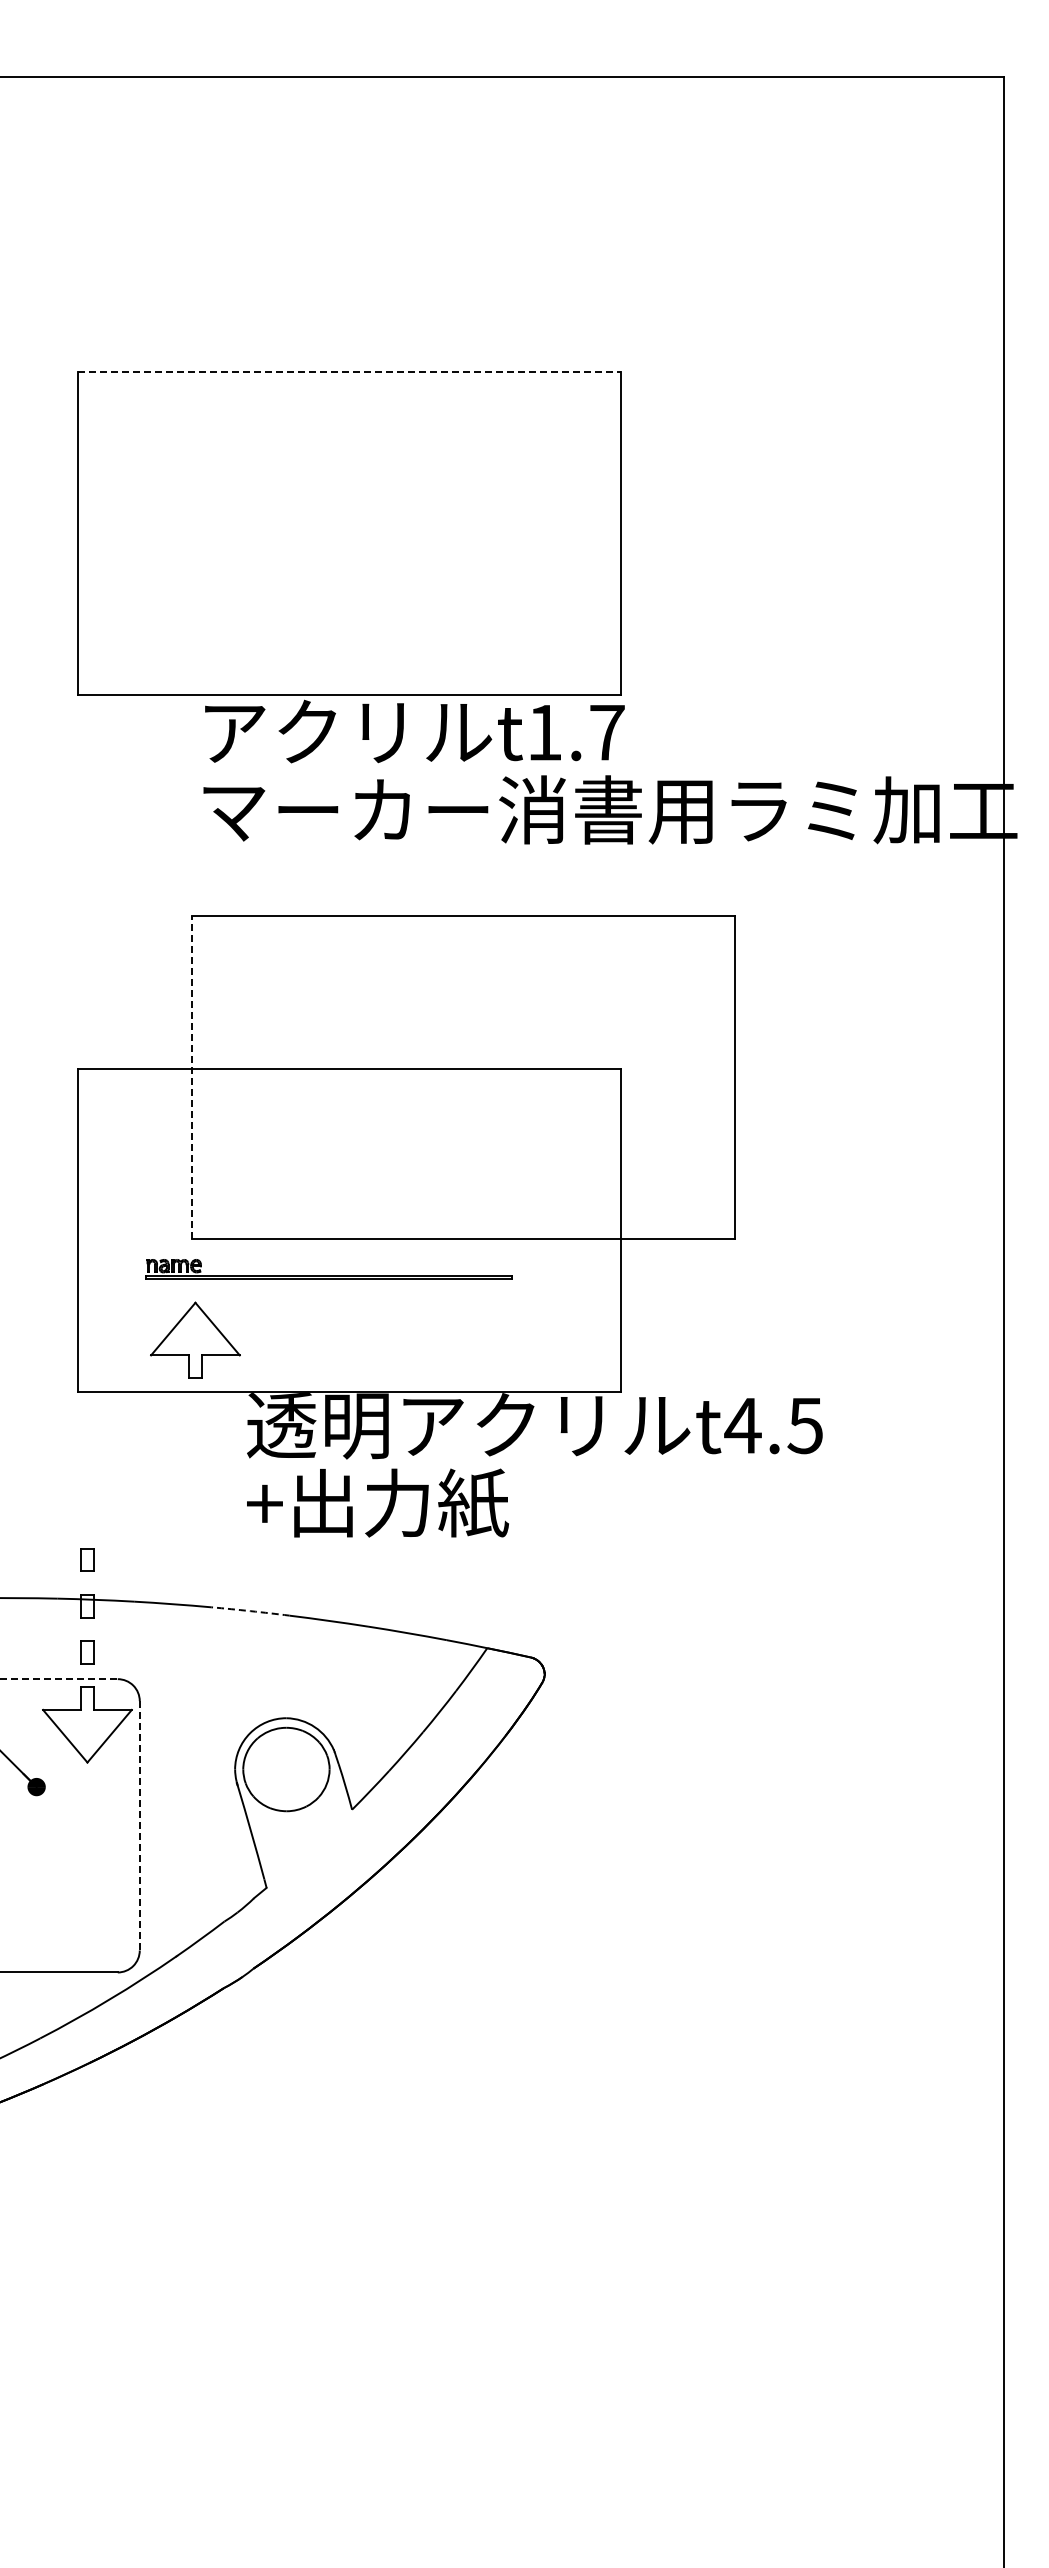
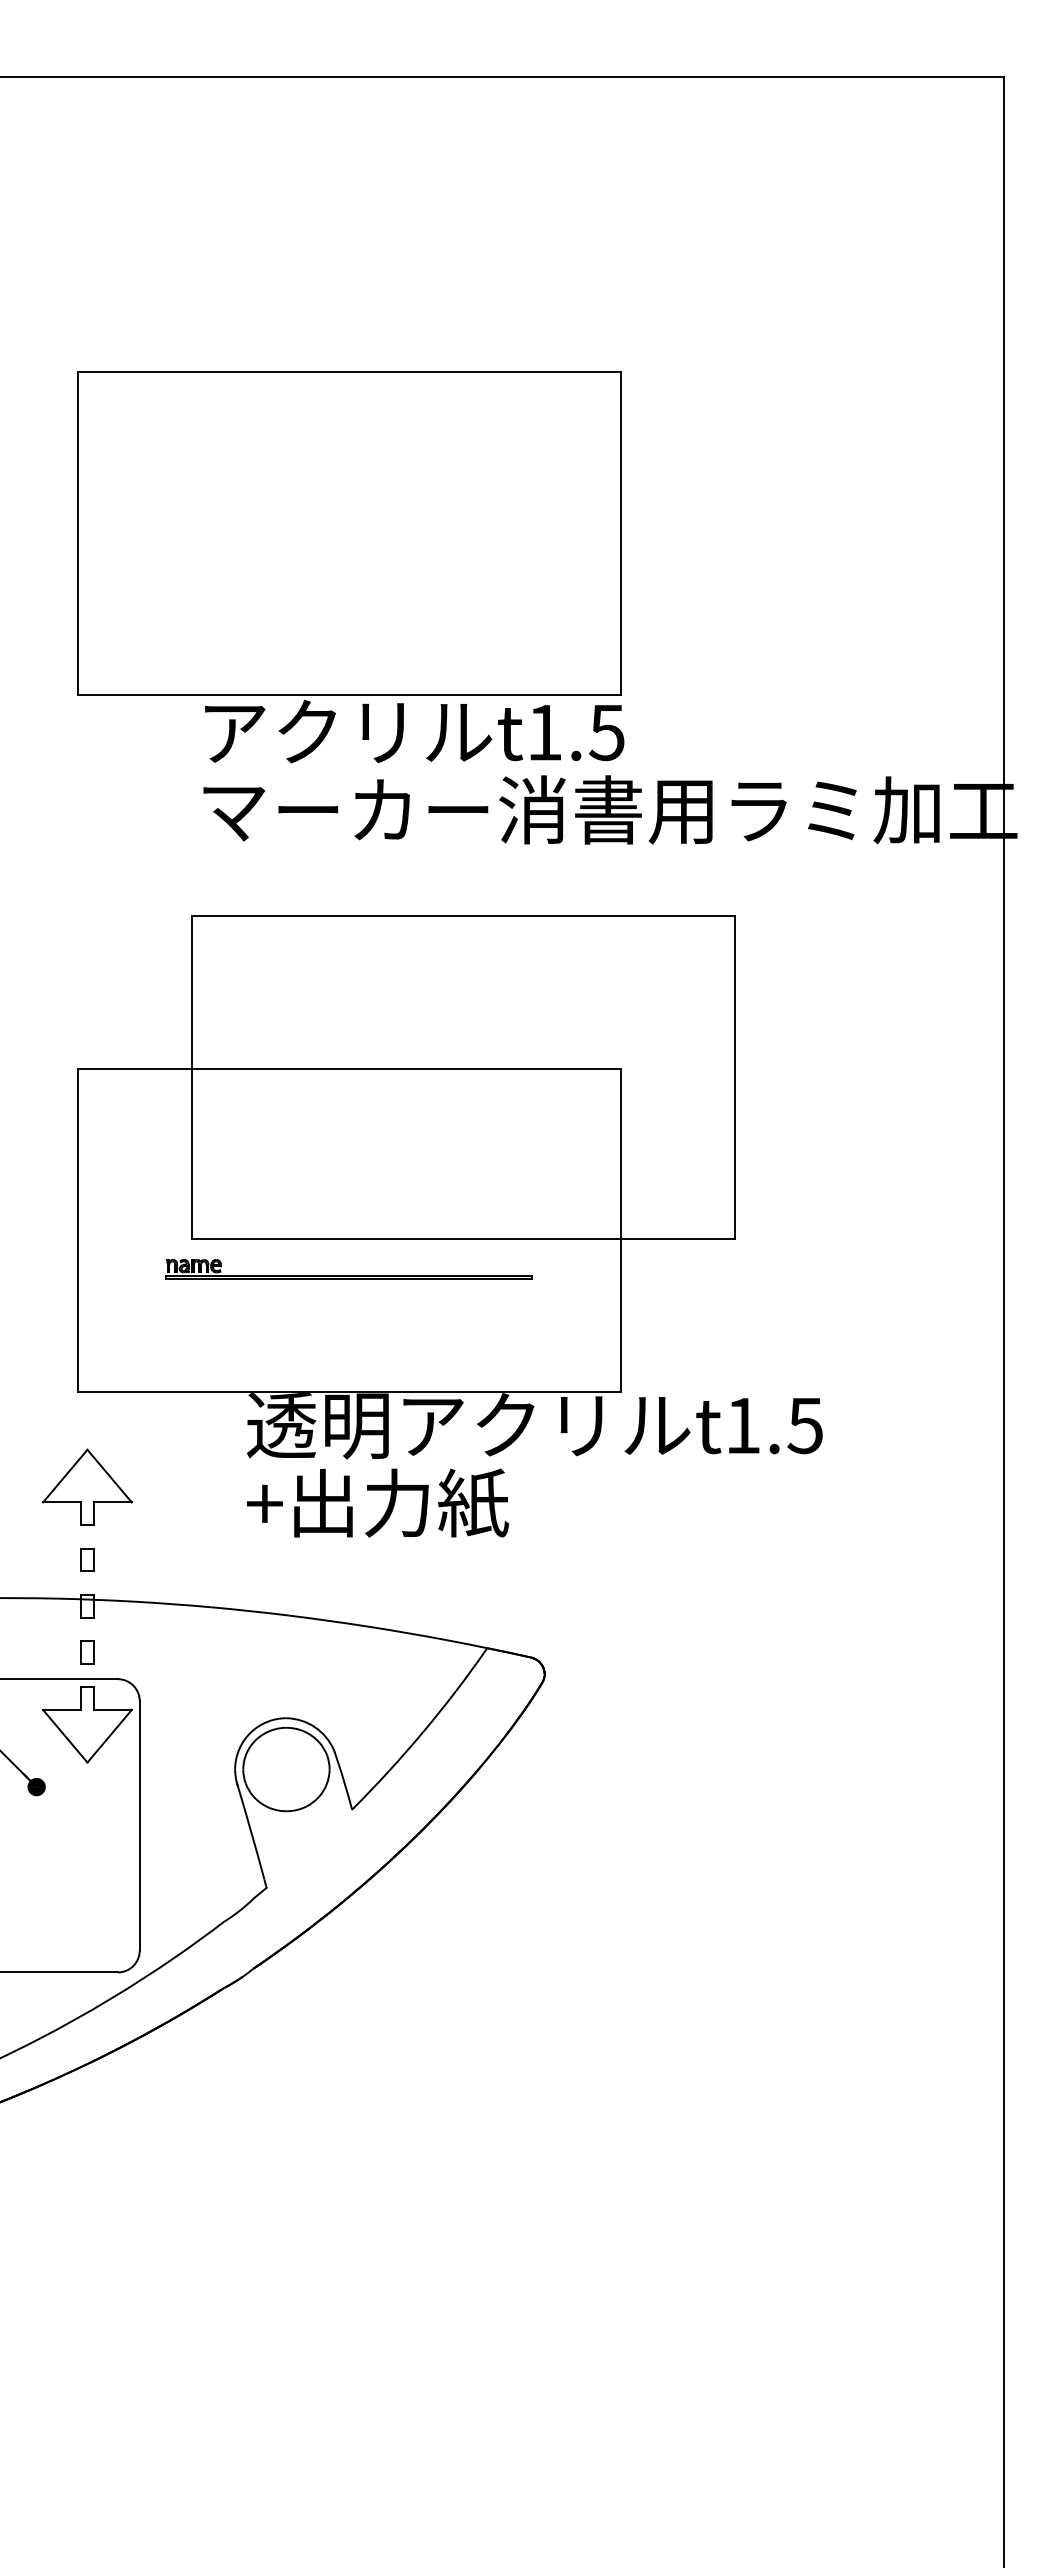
line: dashed -> solid (350, 372)
text: t1.7 -> t1.5 (606, 733)
line: dashed -> solid (191, 1076)
part position: (328, 1269) -> (348, 1269) (348, 1269)
part position: (195, 1339) -> (87, 1486) (87, 1486)
text: t4.5 -> t1.5 (742, 1425)
arc: dashed -> solid (250, 1611)
line: dashed -> solid (59, 1679)
line: dashed -> solid (139, 1825)
